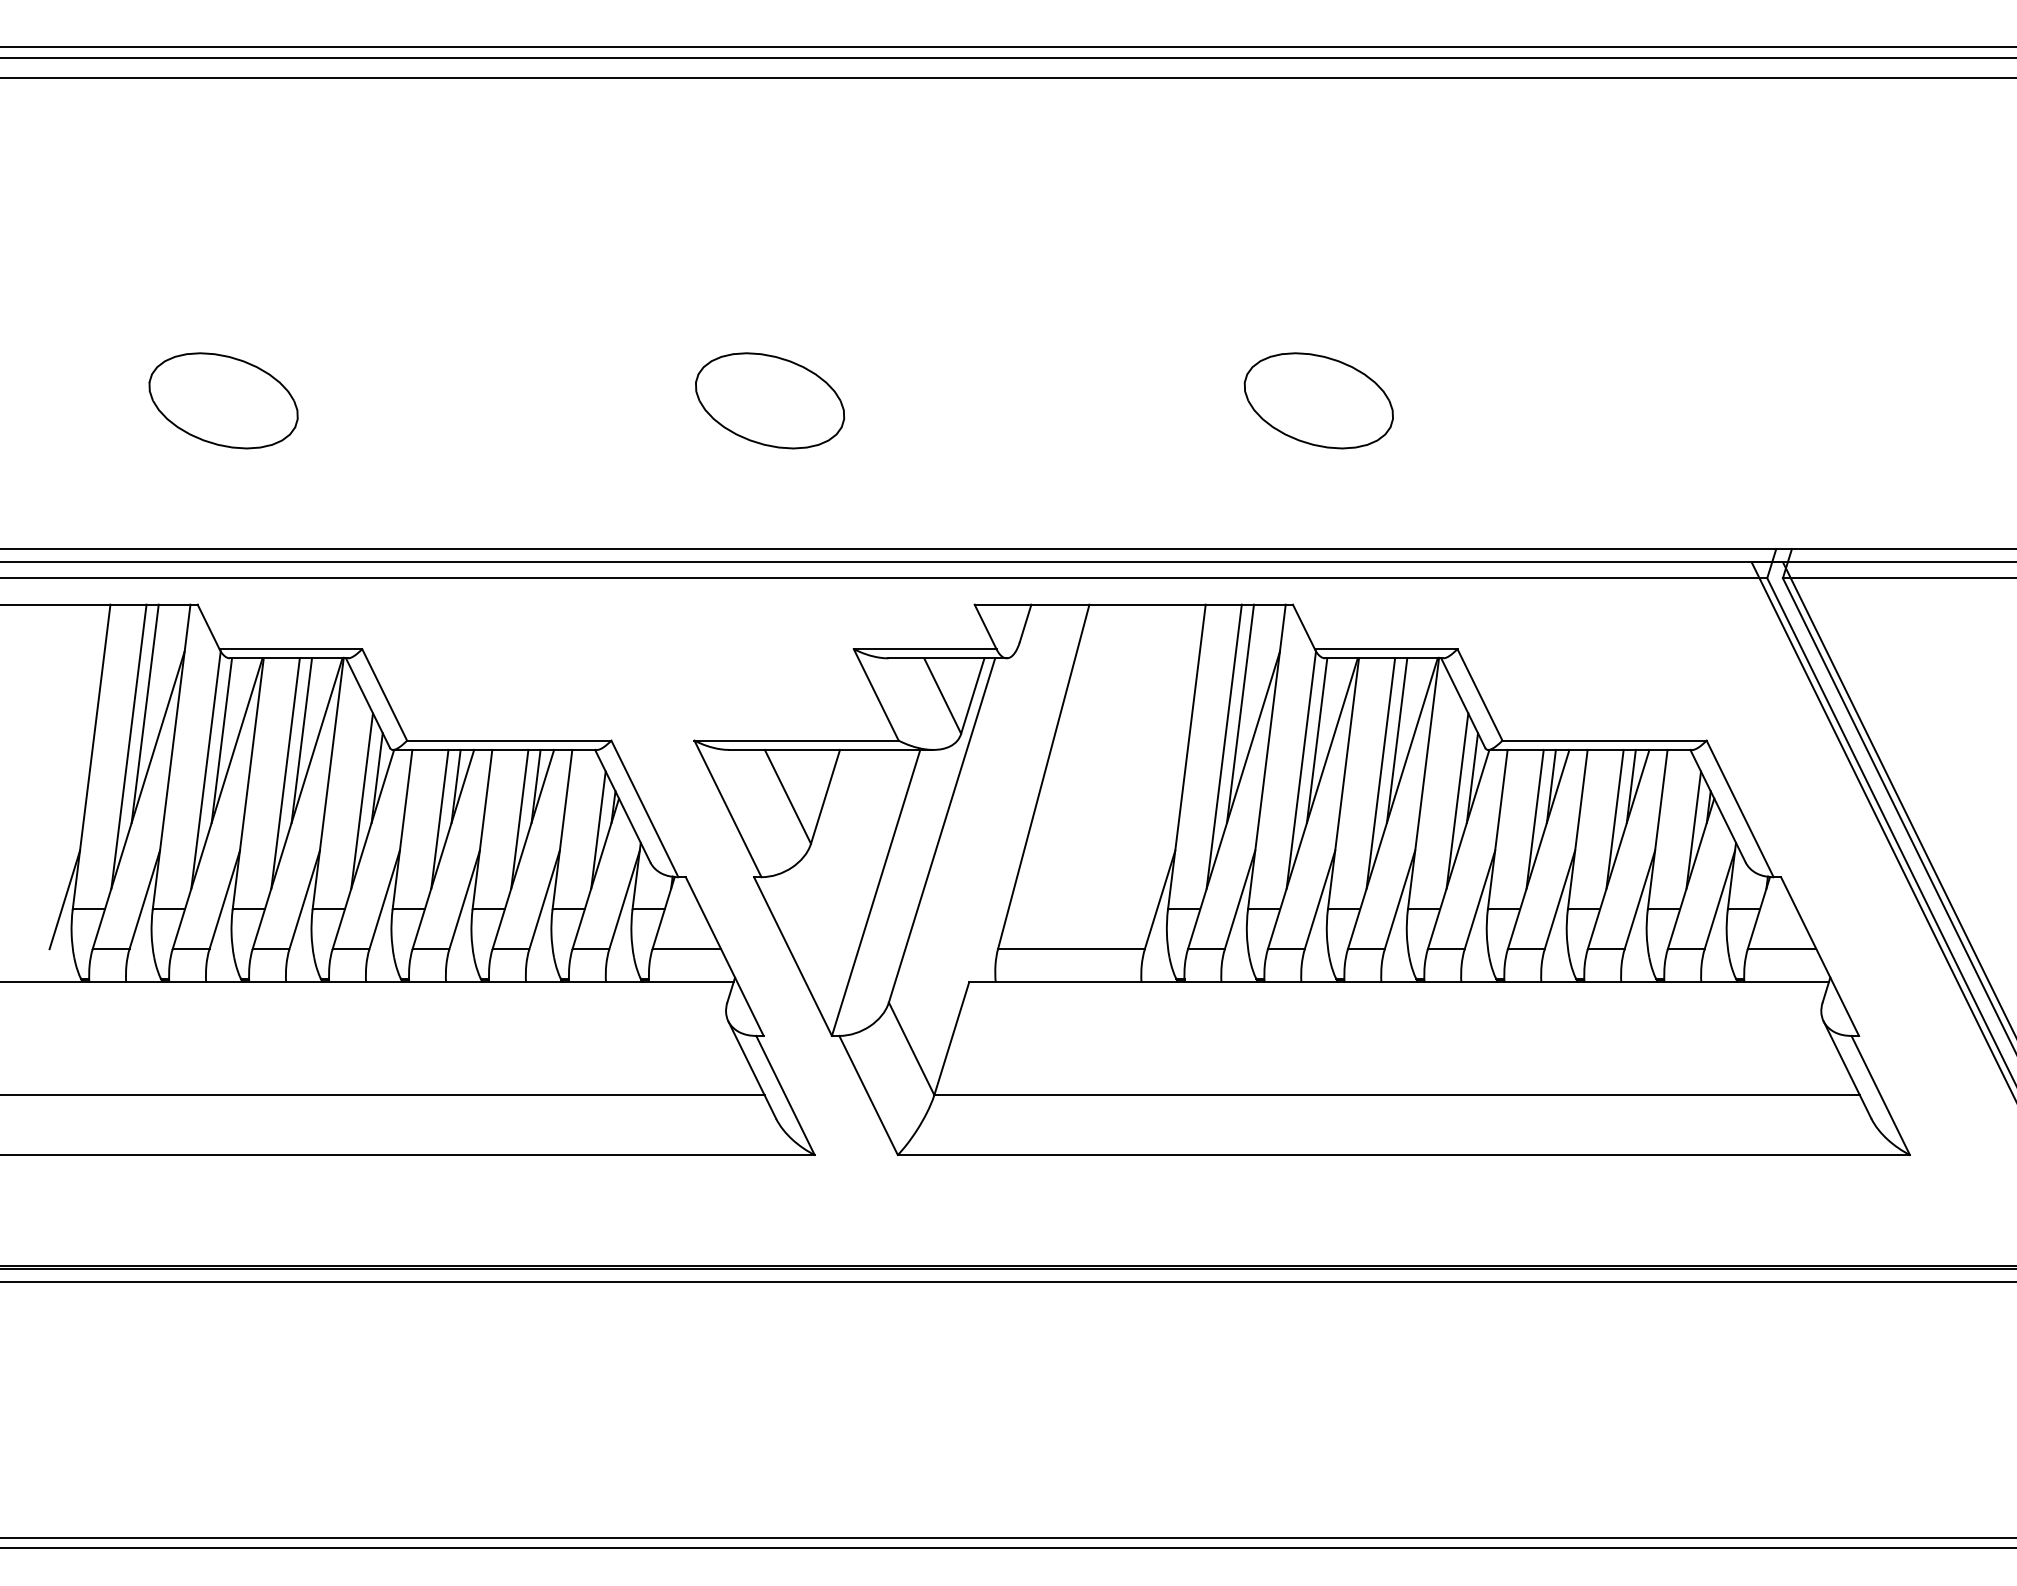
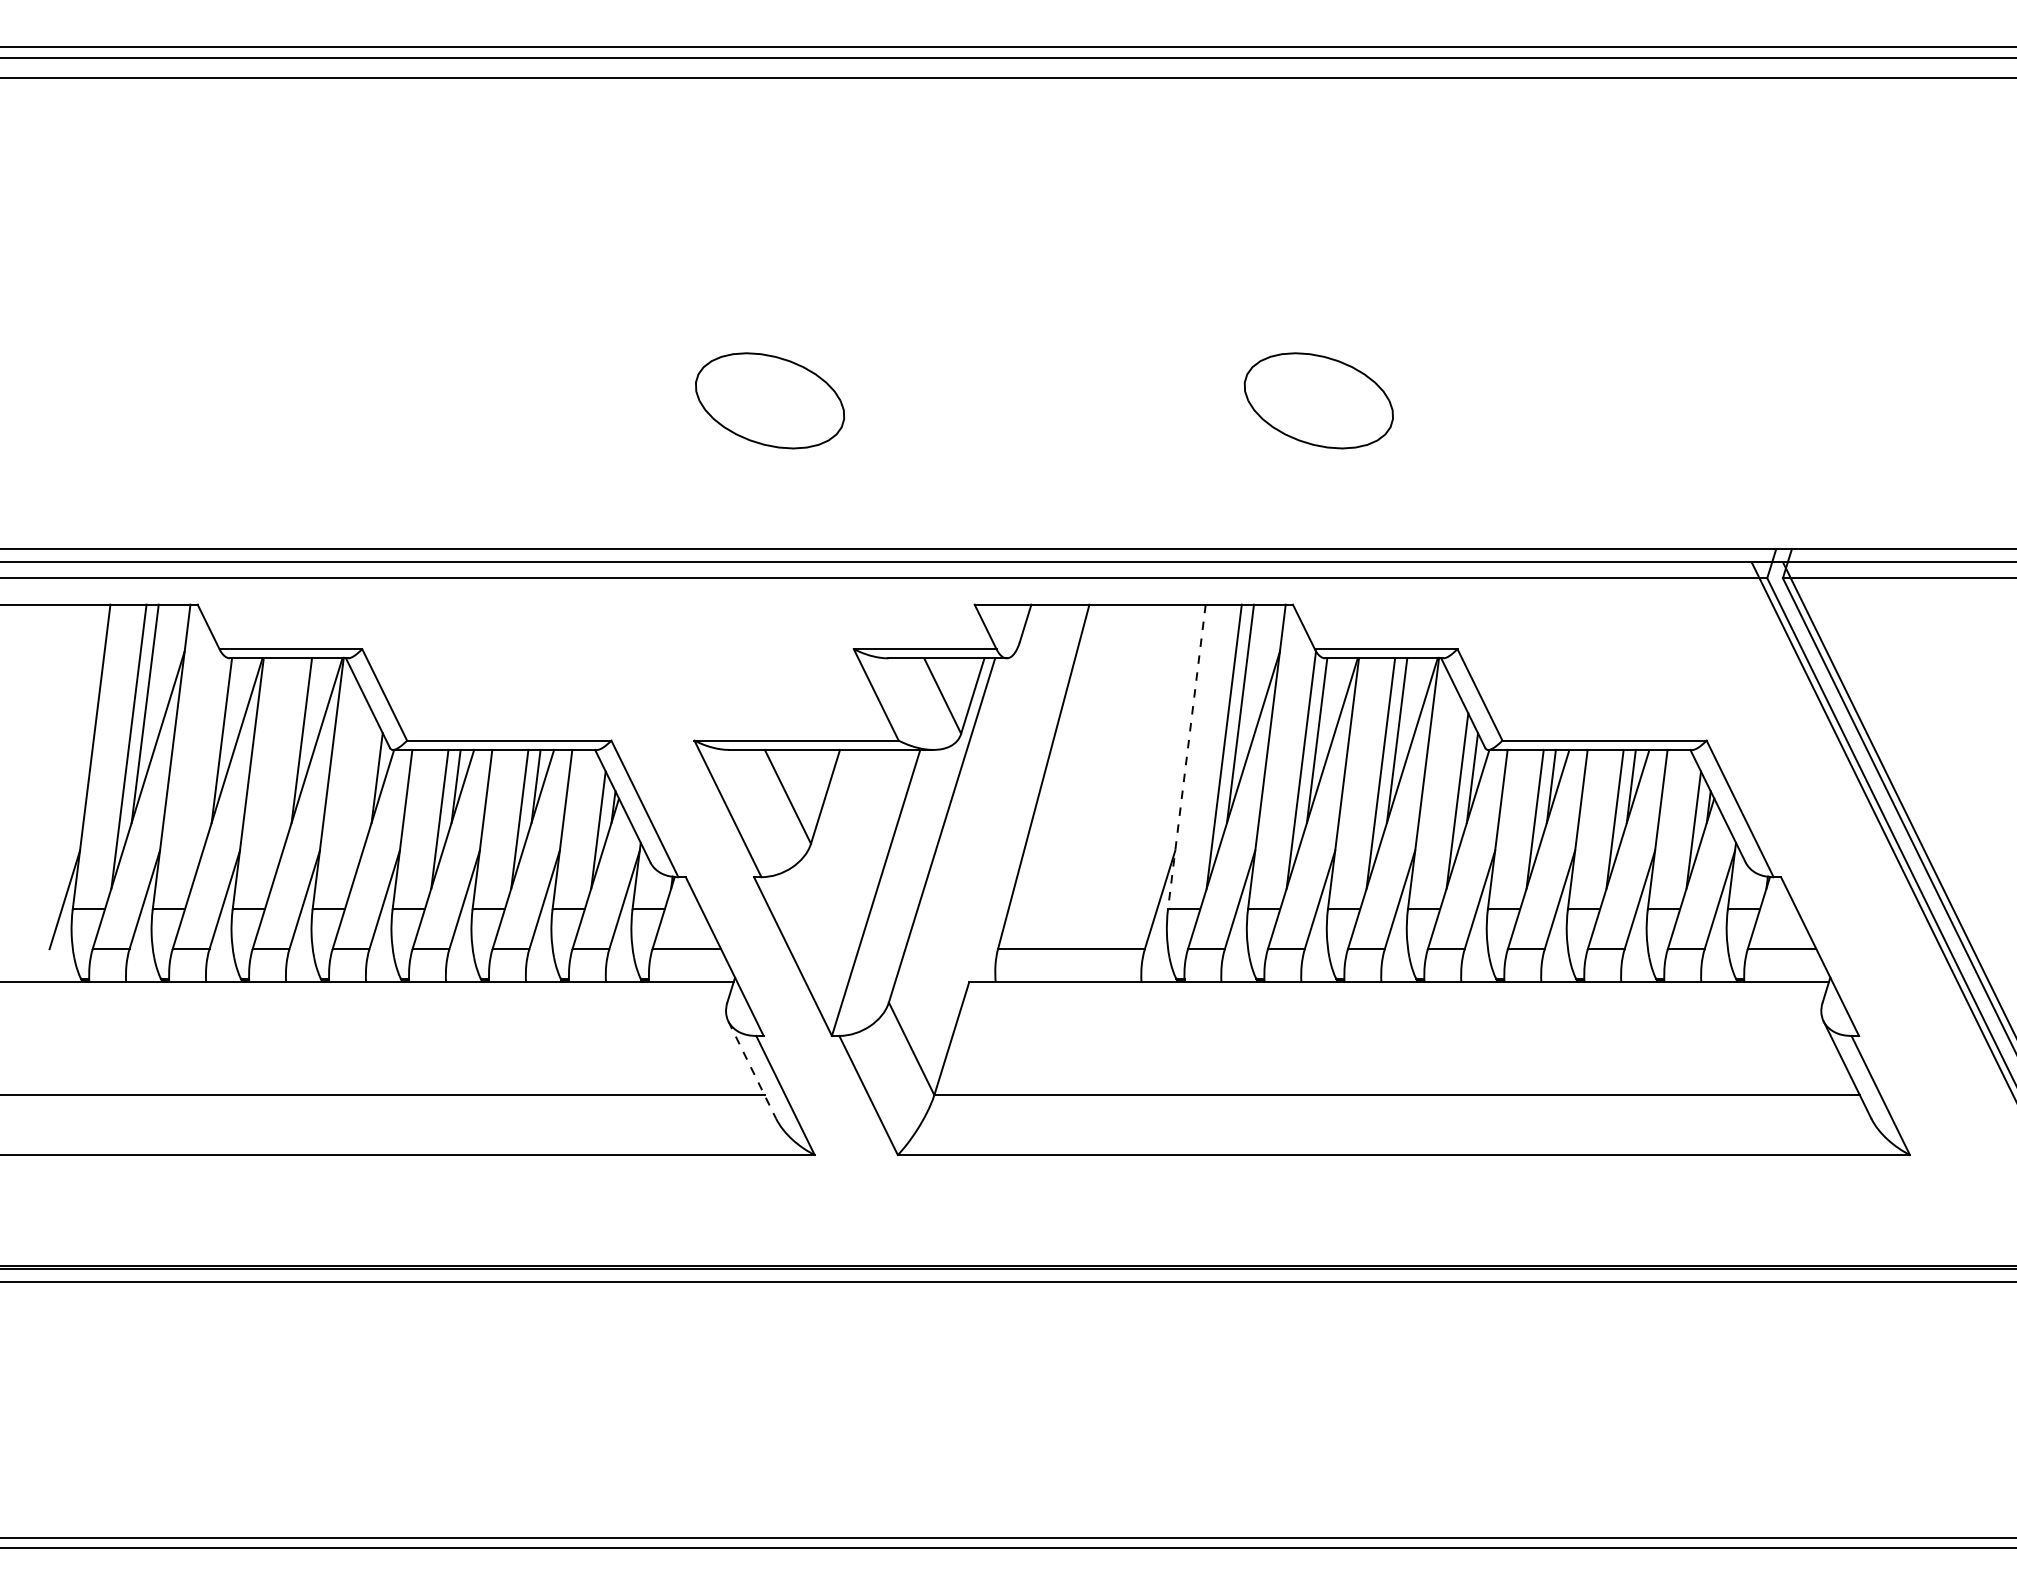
part: present -> none (223, 400)
line: solid -> dashed (1186, 757)
line: present -> none (205, 769)
line: present -> none (285, 773)
line: present -> none (361, 800)
line: solid -> dashed (752, 1070)
